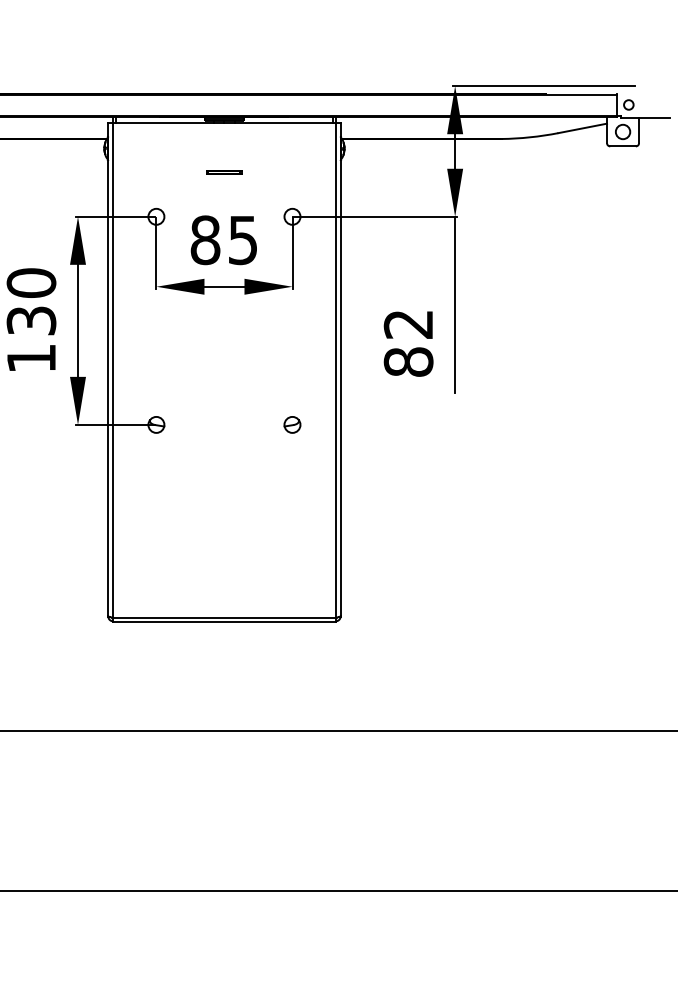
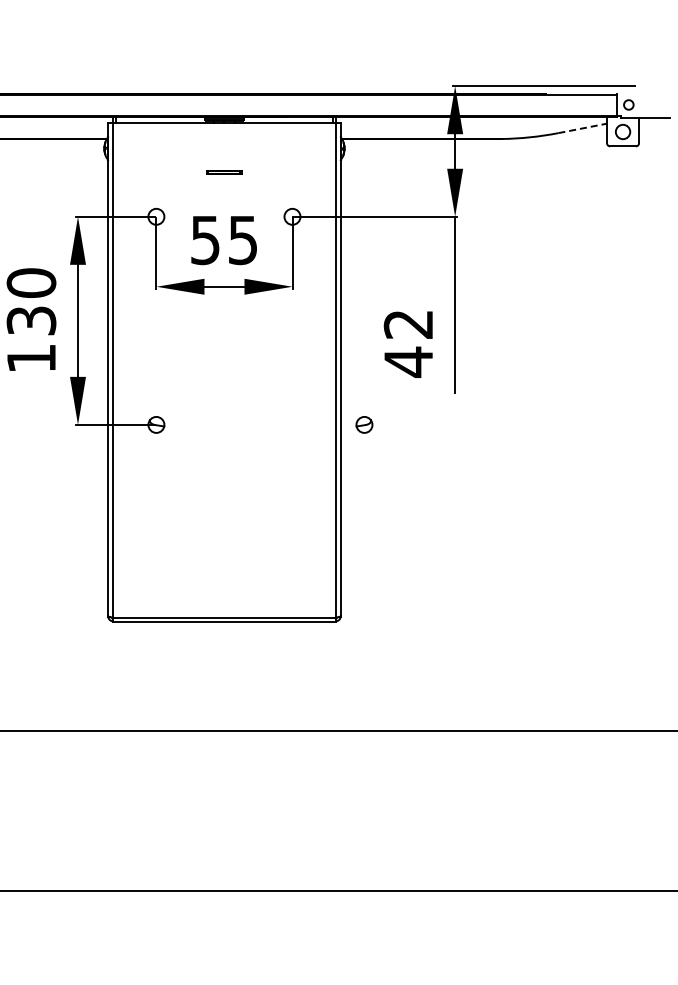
line: solid -> dashed (582, 128)
text: 85 -> 55 (205, 240)
text: 82 -> 42 (408, 361)
part position: (292, 424) -> (364, 424) (364, 424)
